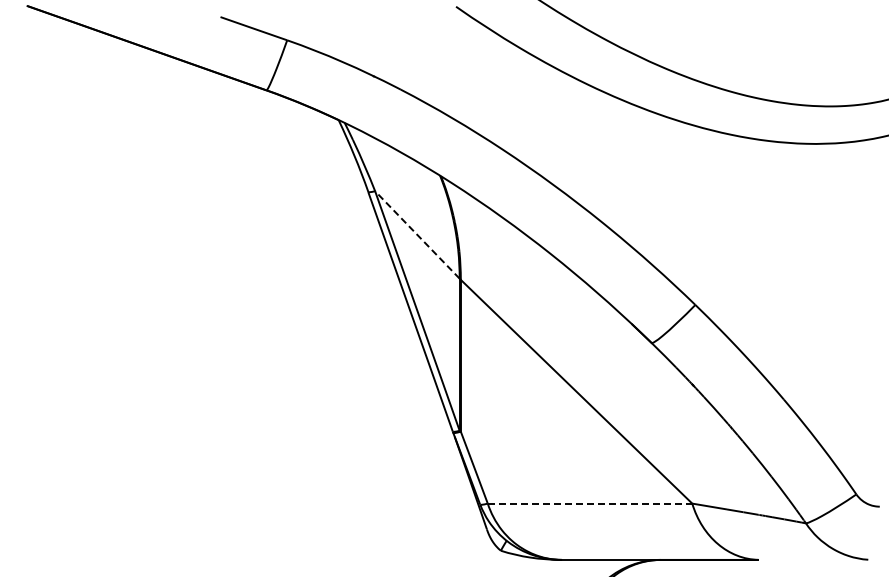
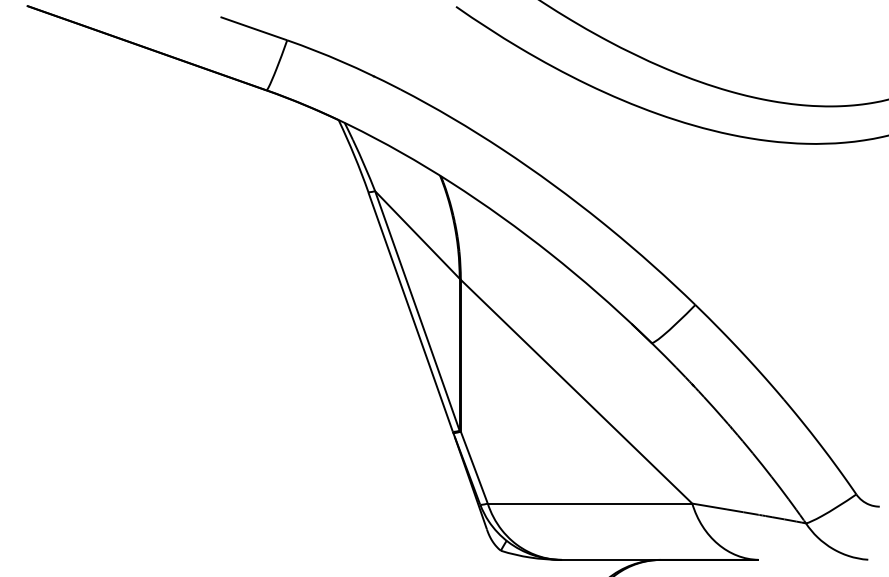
line: dashed -> solid (417, 234)
line: dashed -> solid (590, 503)
